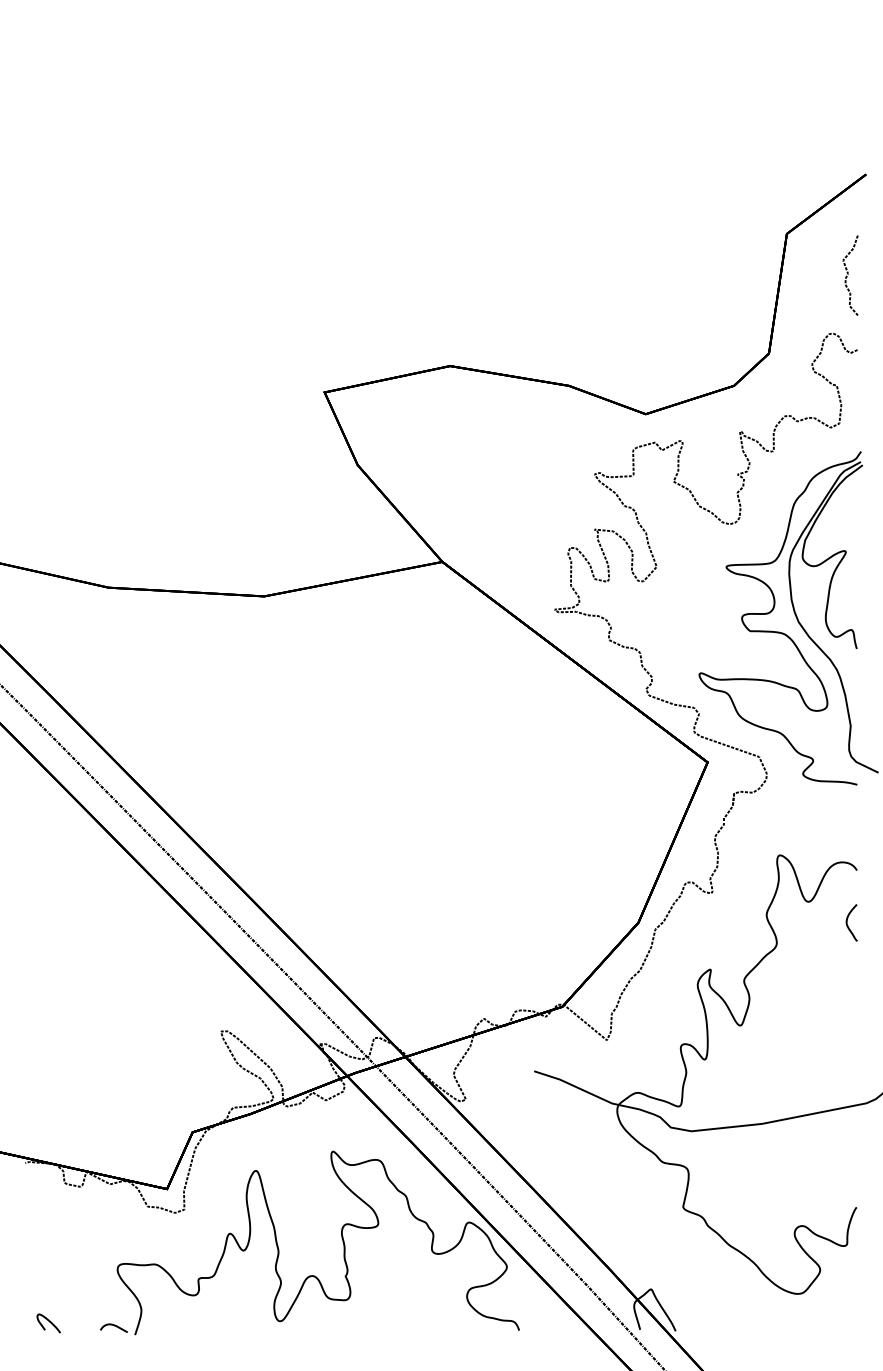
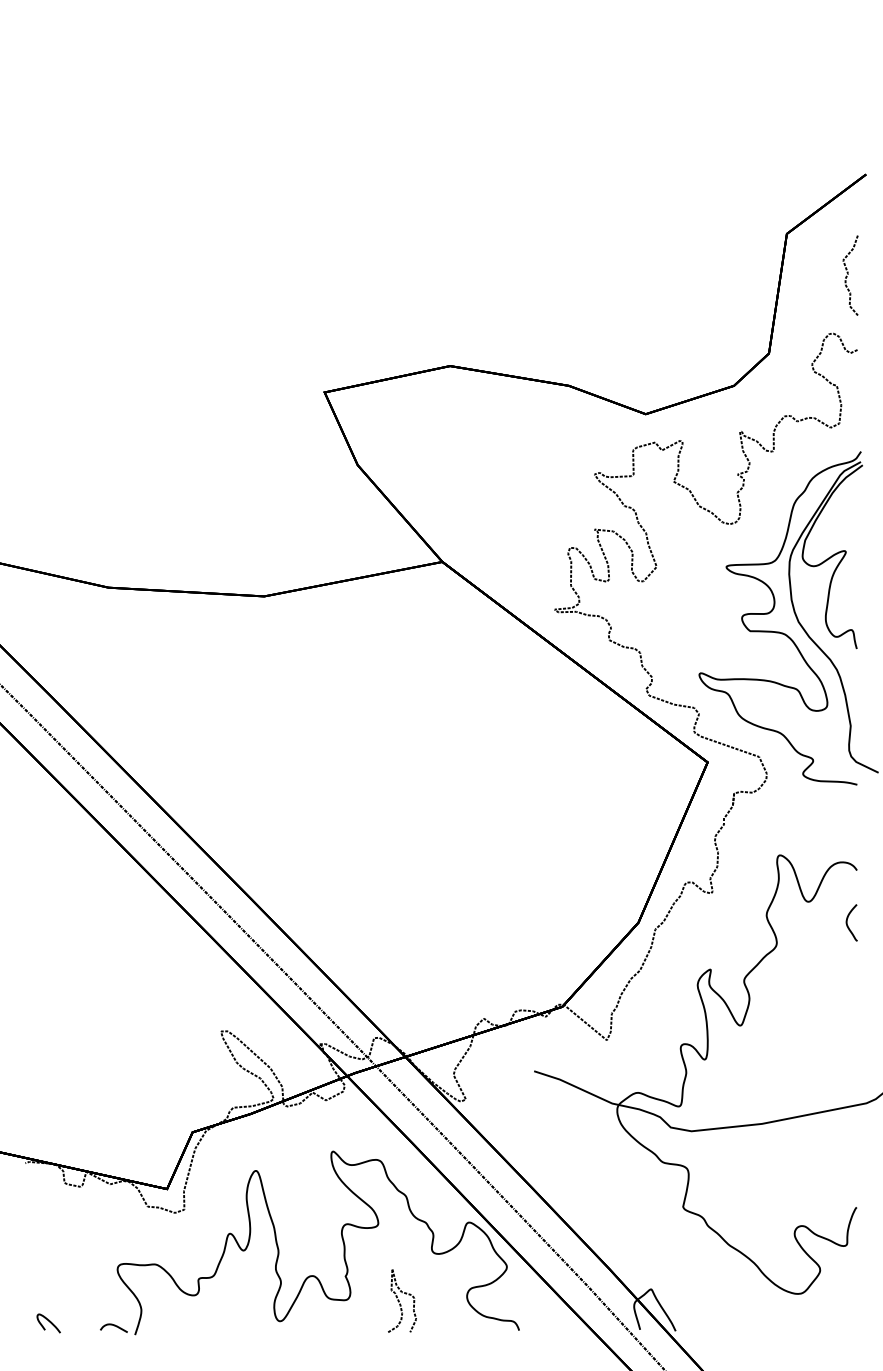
curve: none -> present (399, 1300)
